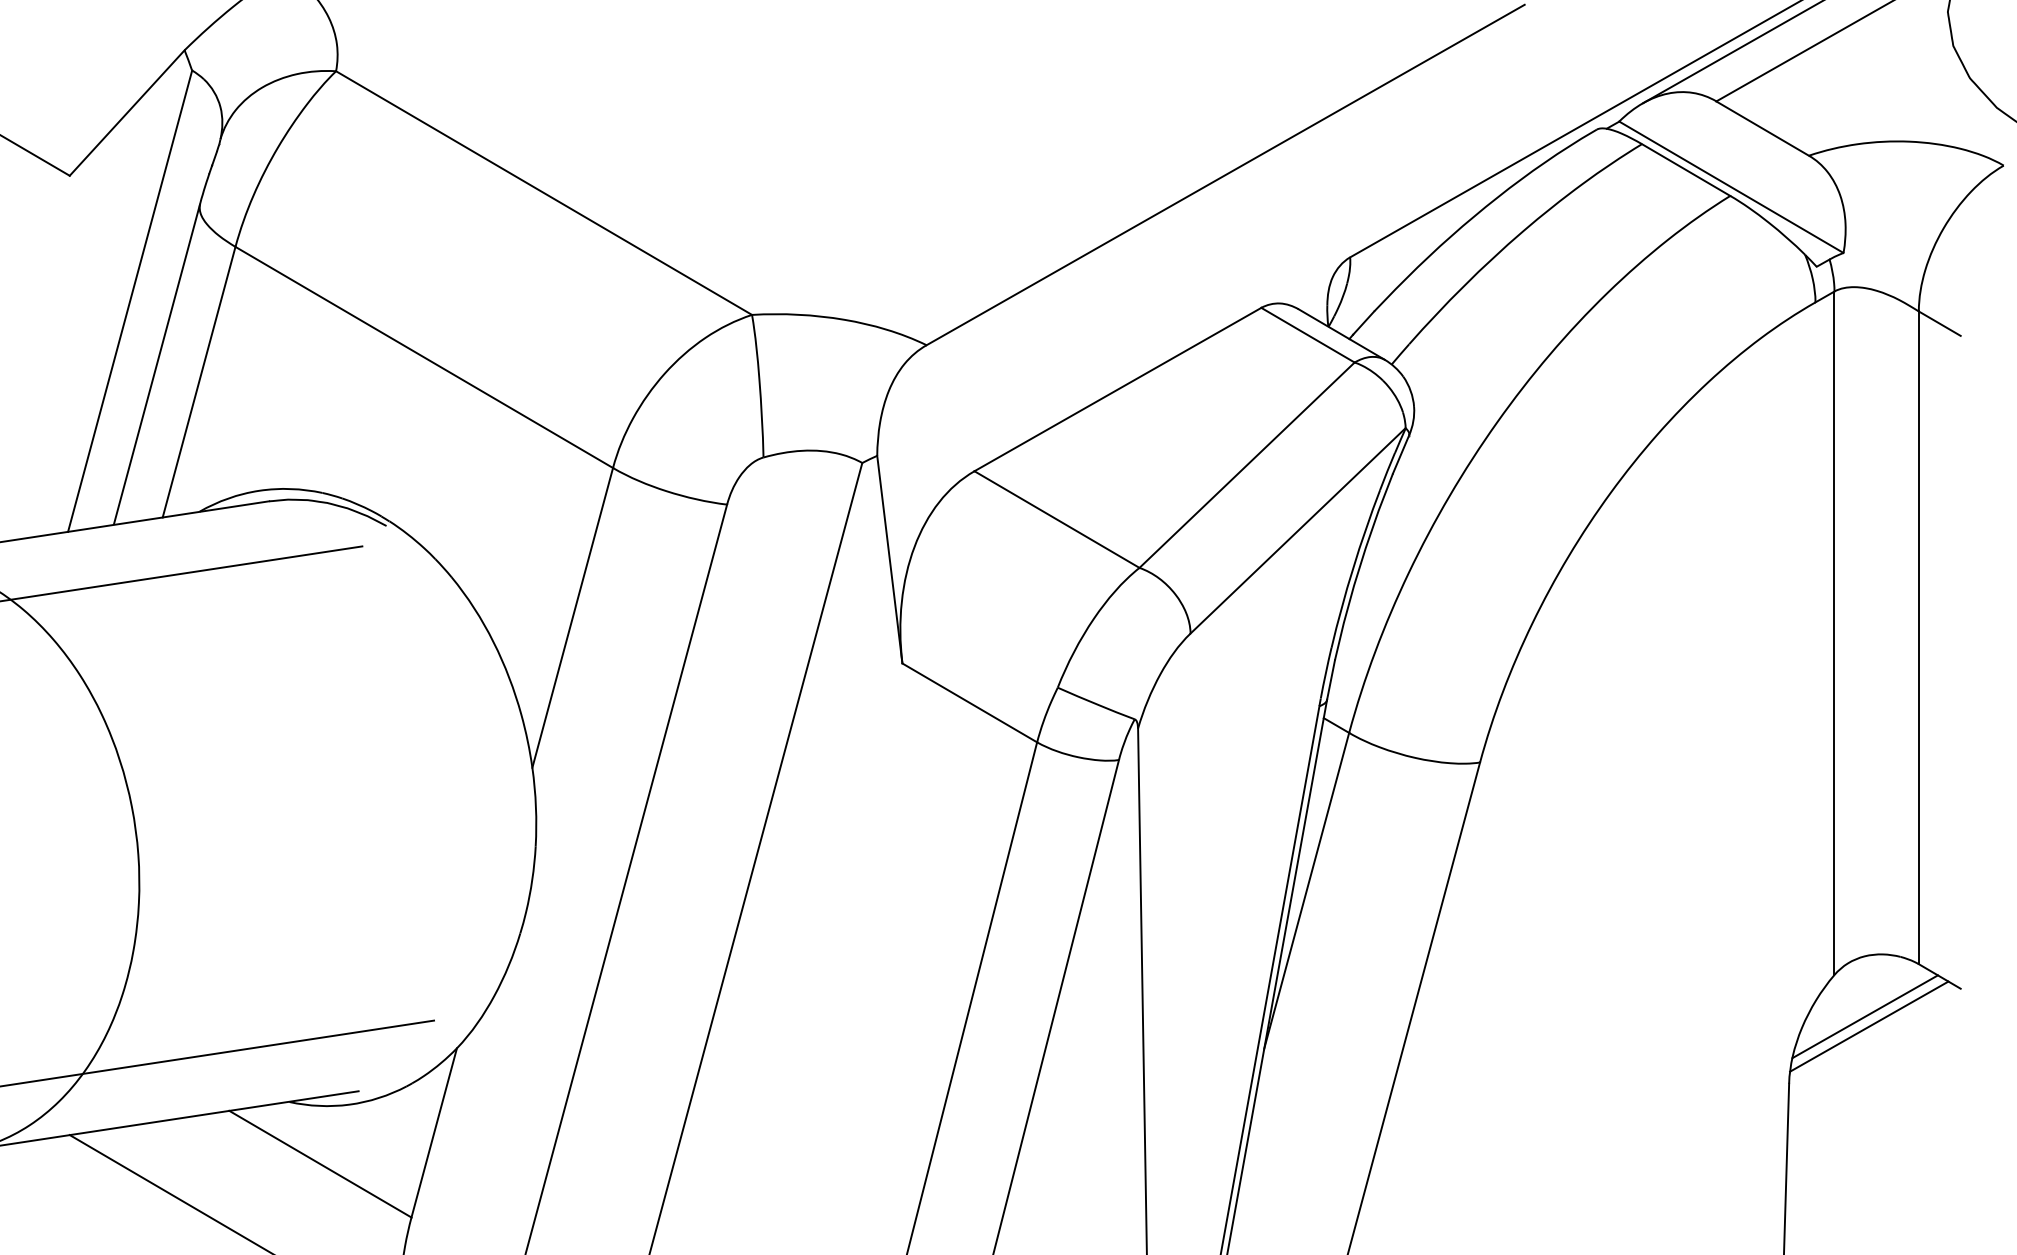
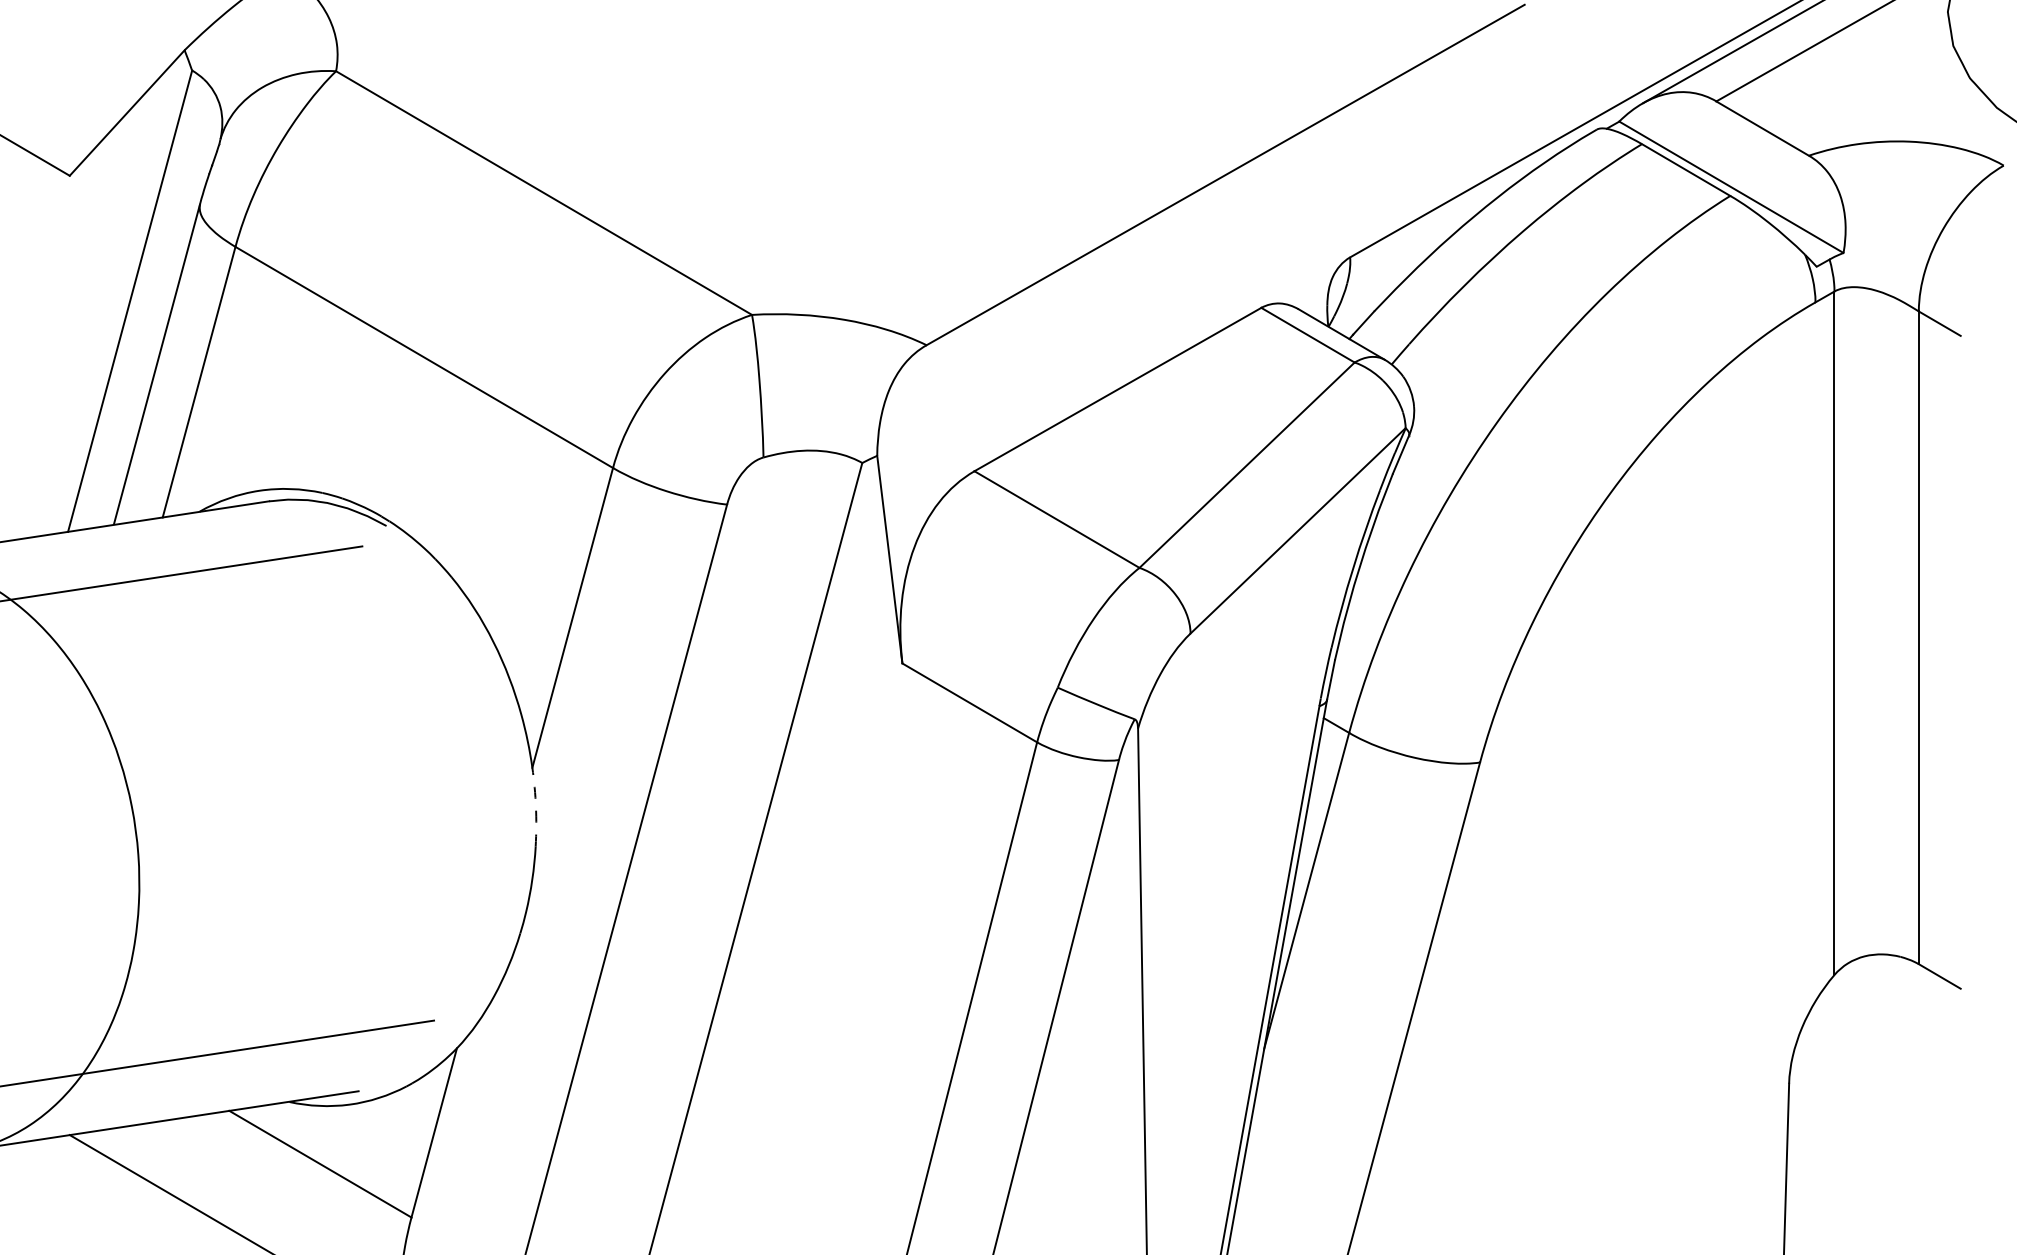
arc: solid -> dashed (535, 807)
line: present -> none (1864, 1016)
line: present -> none (1869, 1026)
